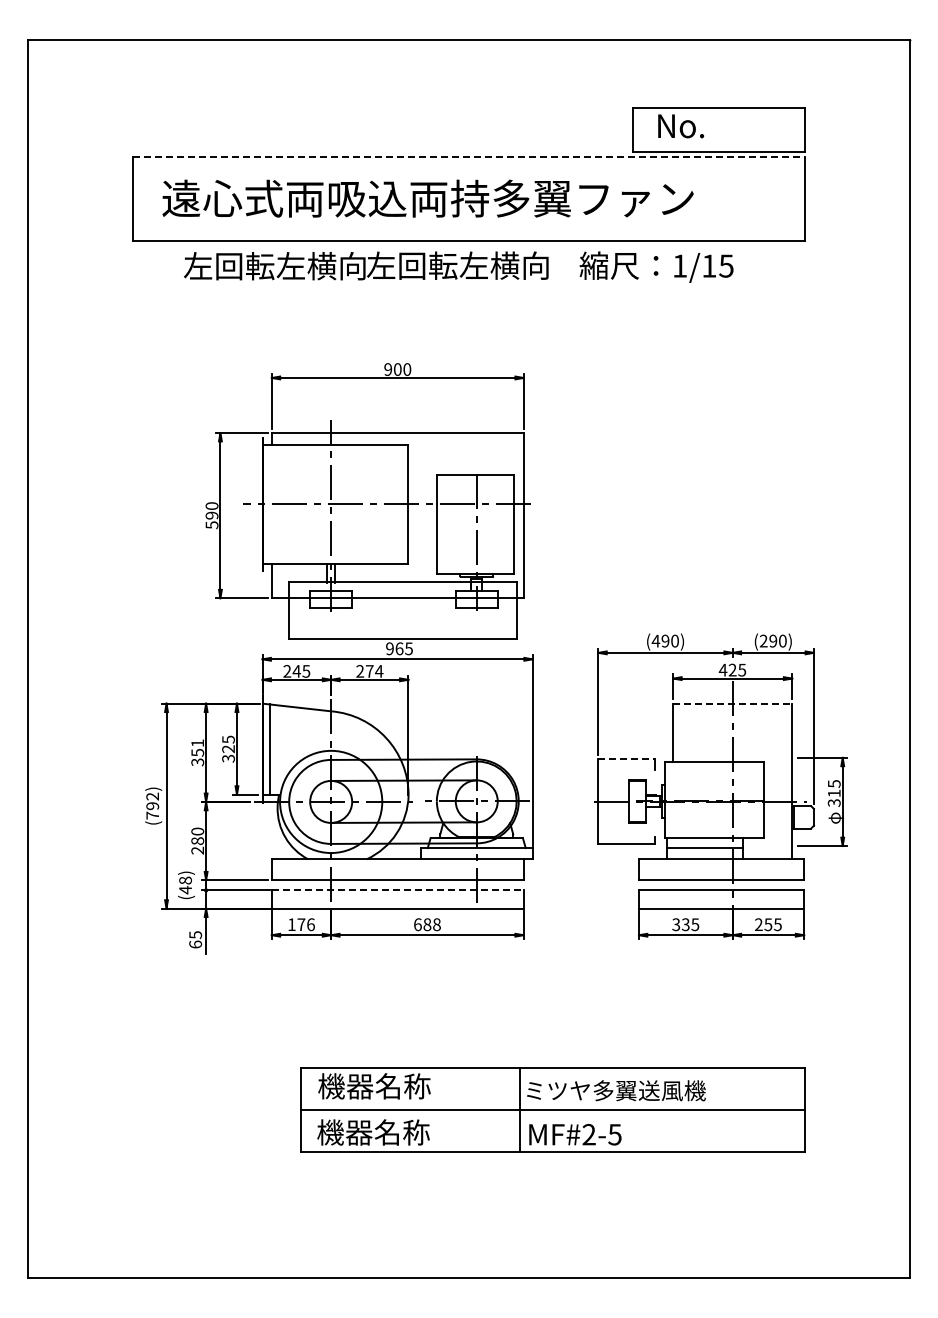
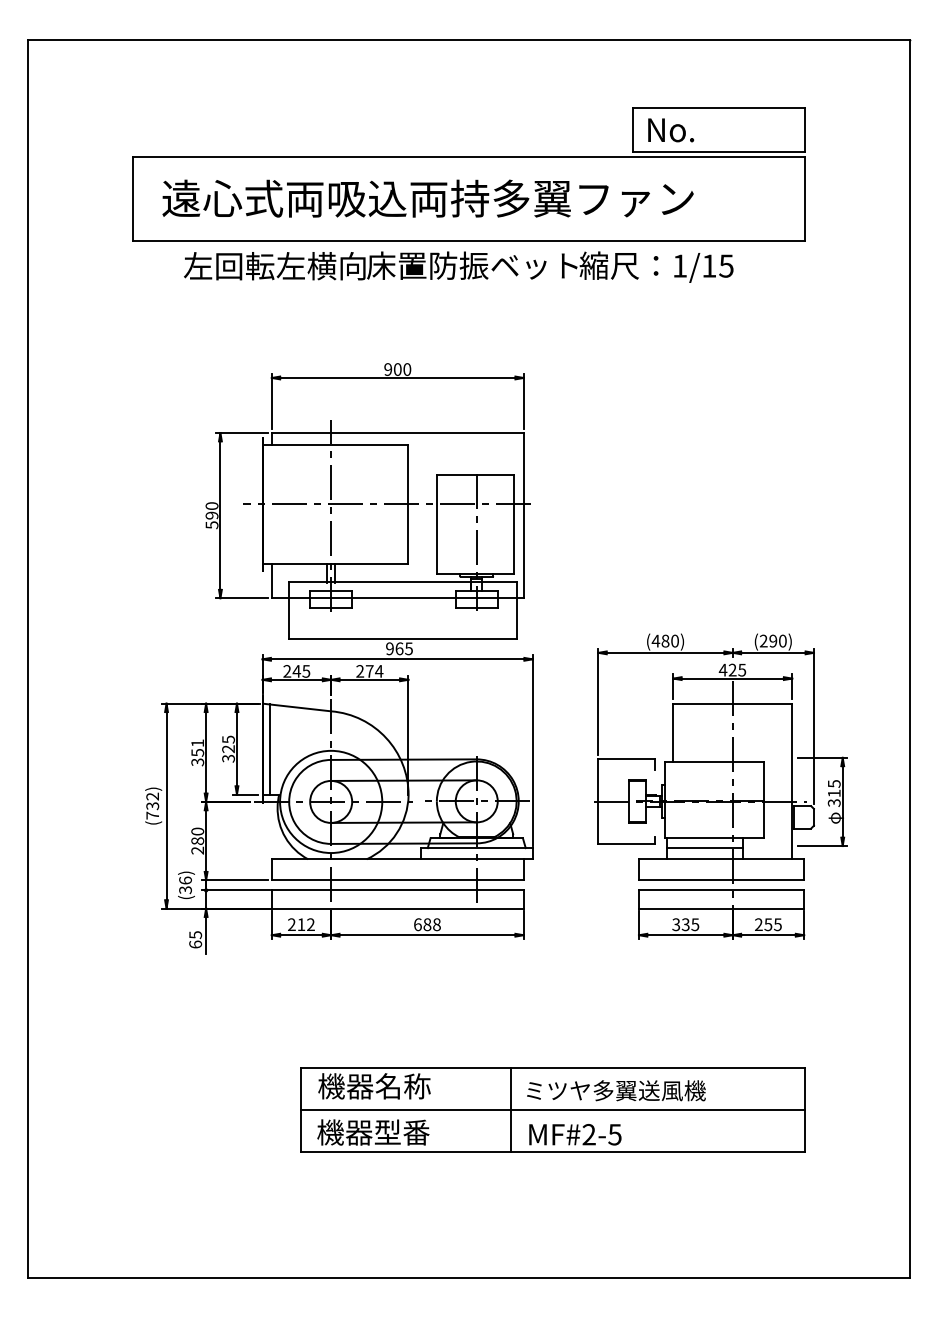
text position: (681, 126) -> (671, 130) (671, 130)
line: dashed -> solid (469, 157)
text: 左回転左横向 -> 床置防振ベット (472, 265)
text: (490) -> (480) (665, 640)
line: dashed -> solid (733, 703)
line: dashed -> solid (627, 759)
text: (792) -> (732) (152, 806)
text: (48) -> (36) (185, 885)
line: dashed -> solid (397, 890)
text: 176 -> 212 (301, 924)
line position: (519, 1110) -> (510, 1110) (510, 1110)
text: 機器名称 -> 機器型番 (401, 1132)
